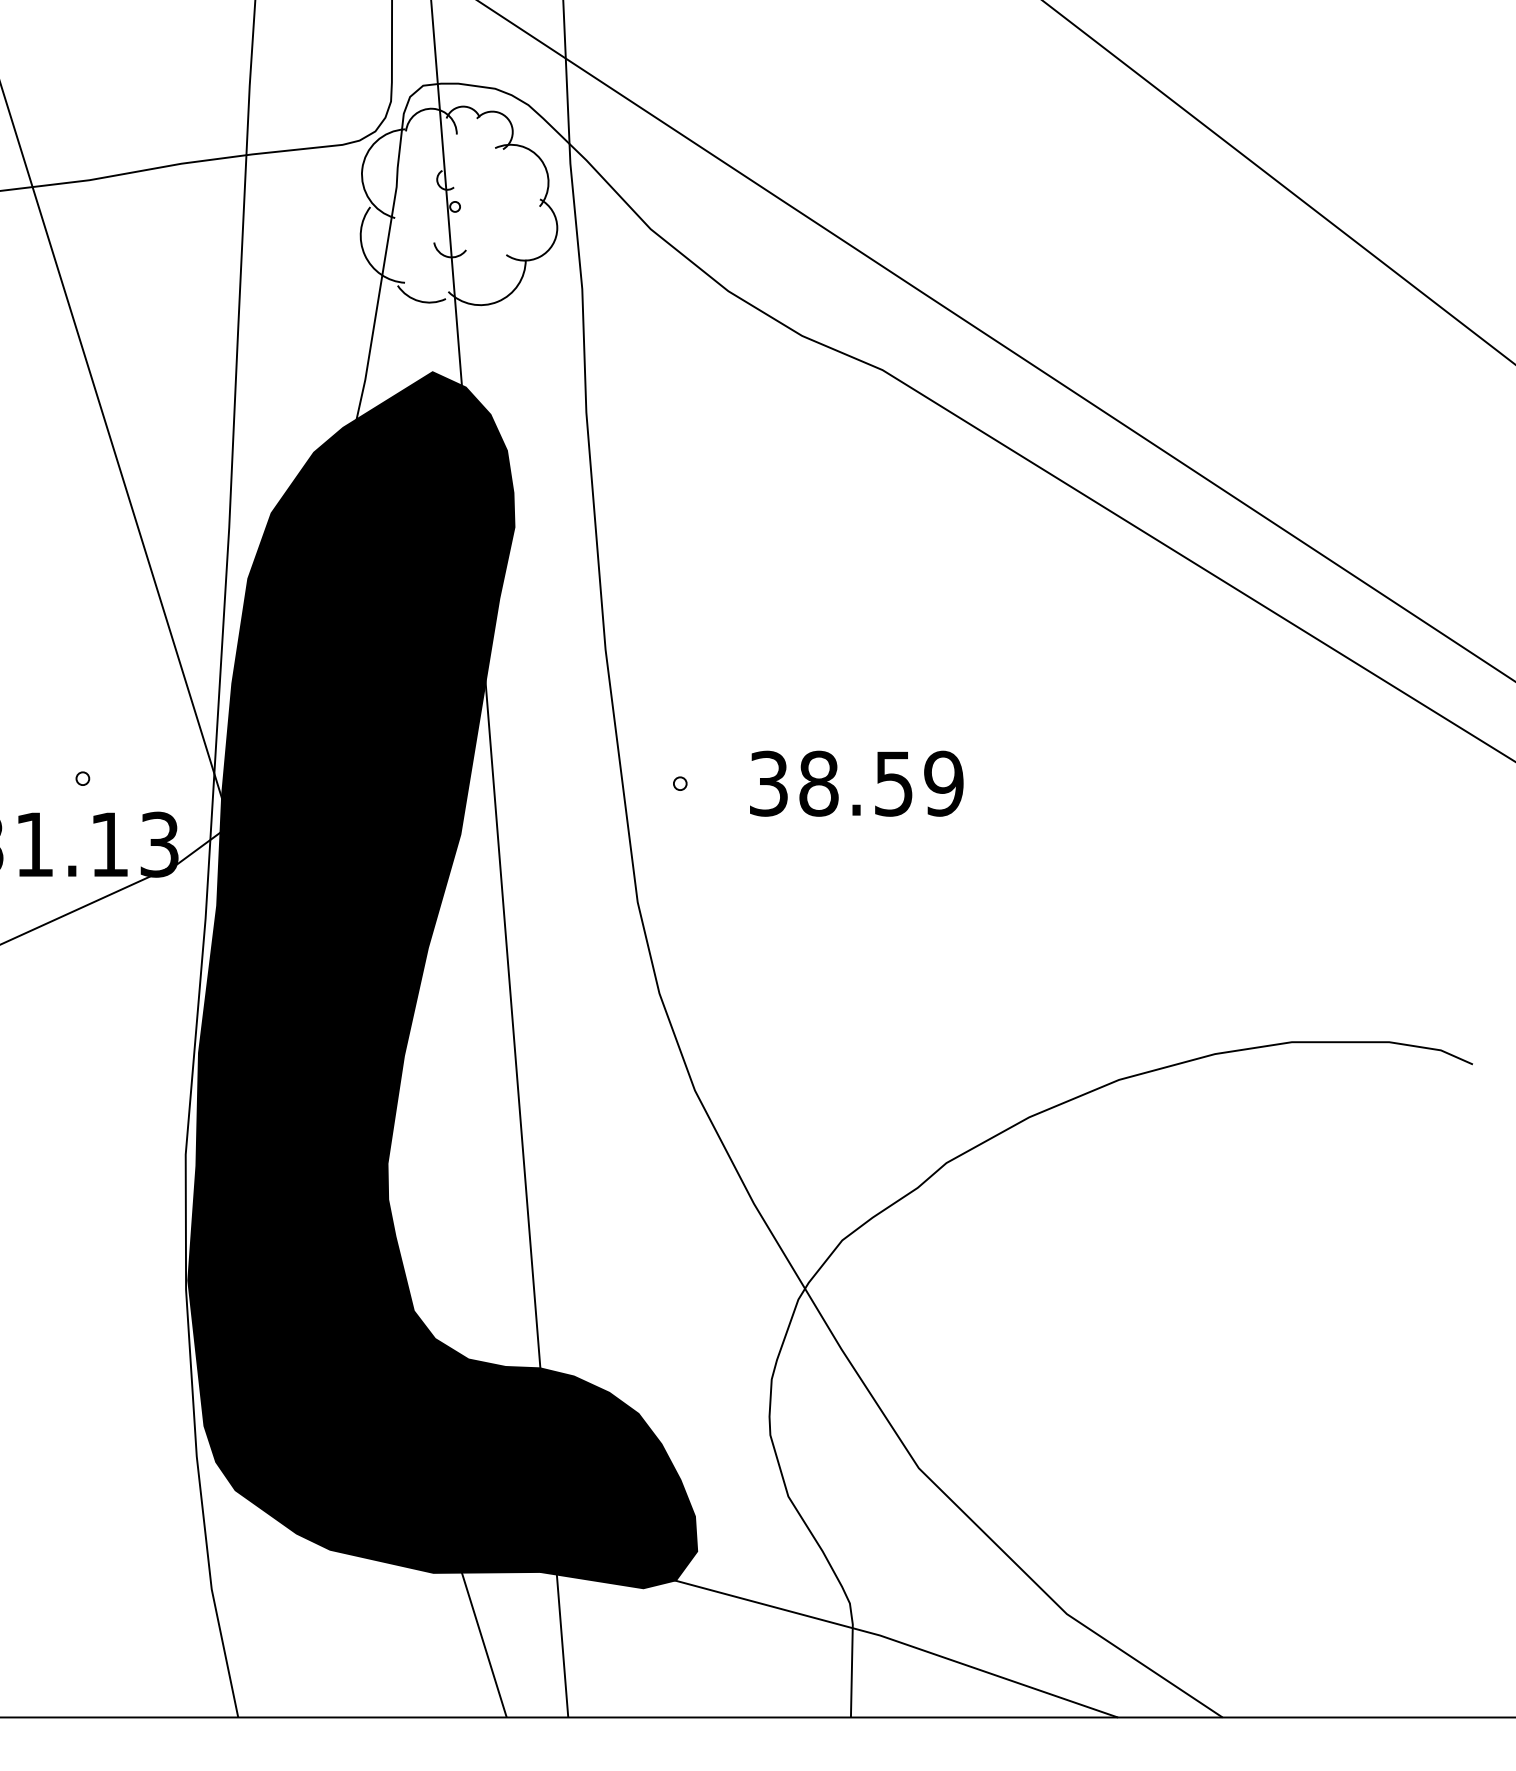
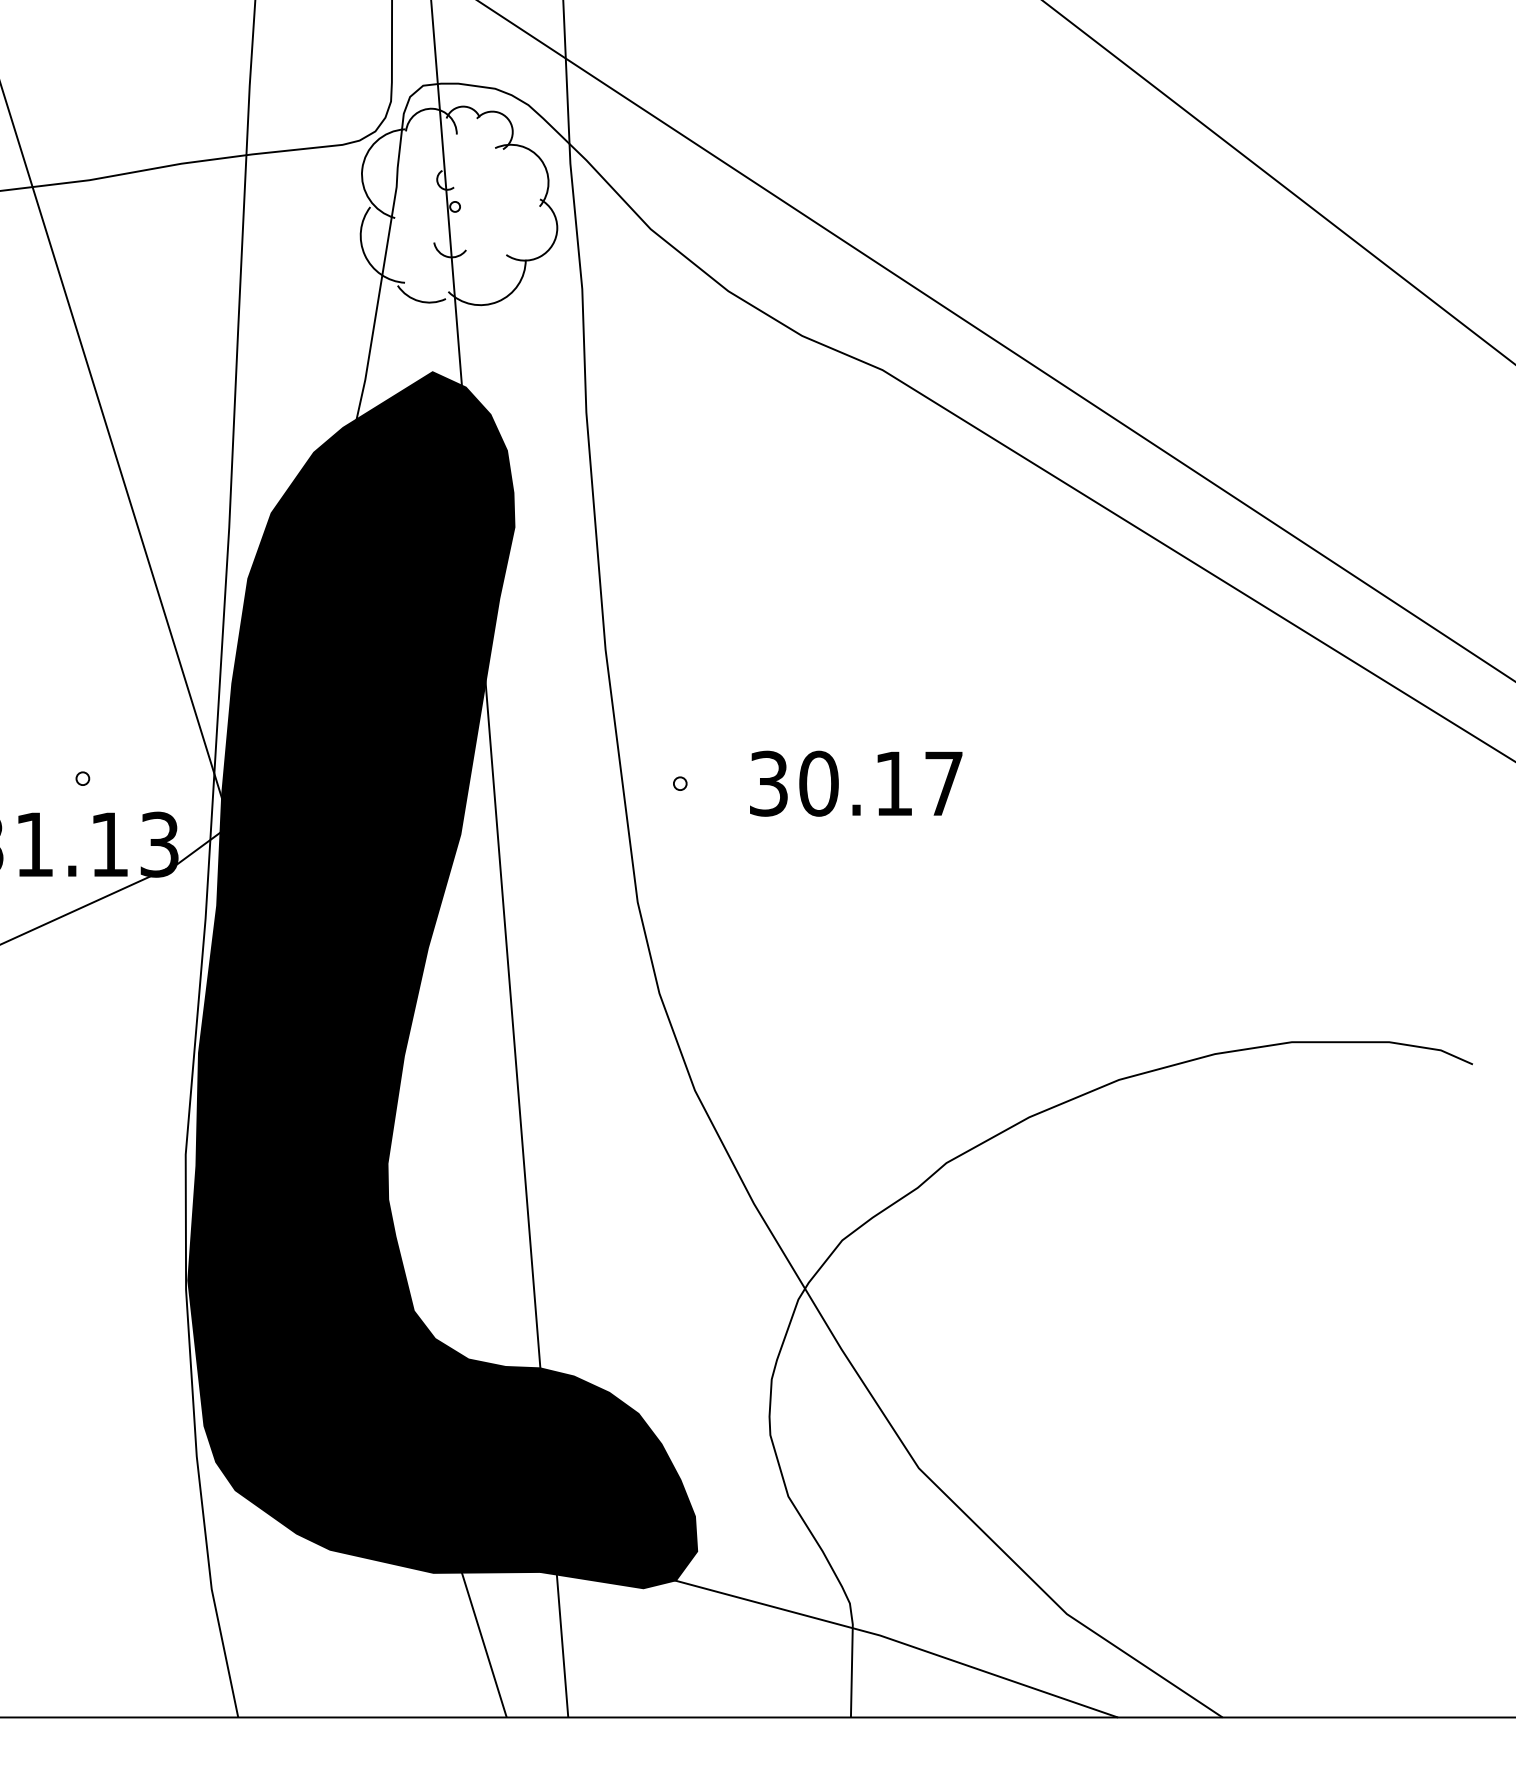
text: 38.59 -> 30.17 (881, 783)
